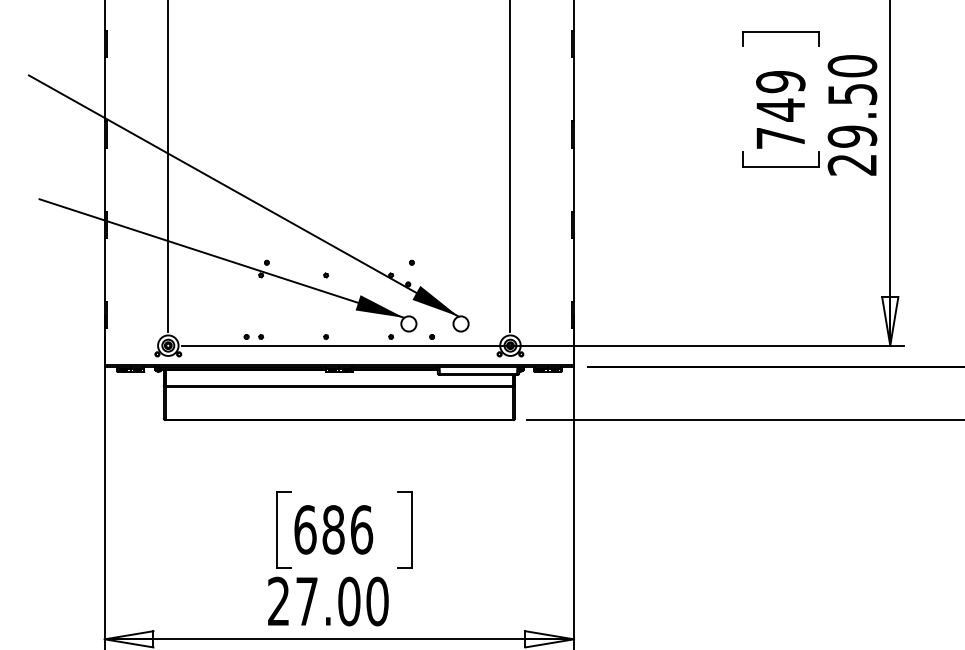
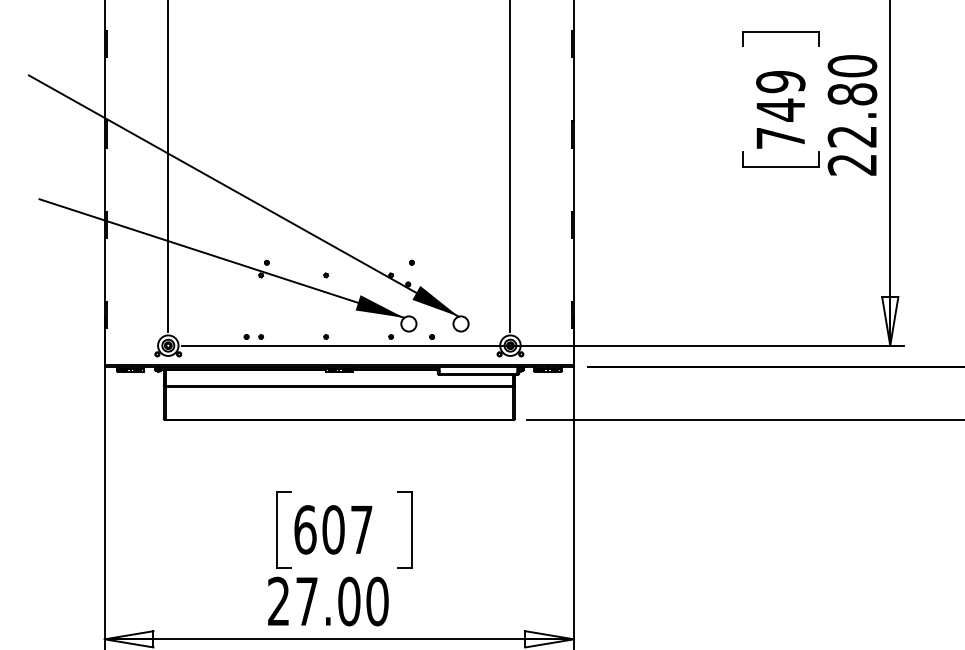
text: 29.50 -> 22.80 (852, 115)
text: 686 -> 607 (347, 529)
